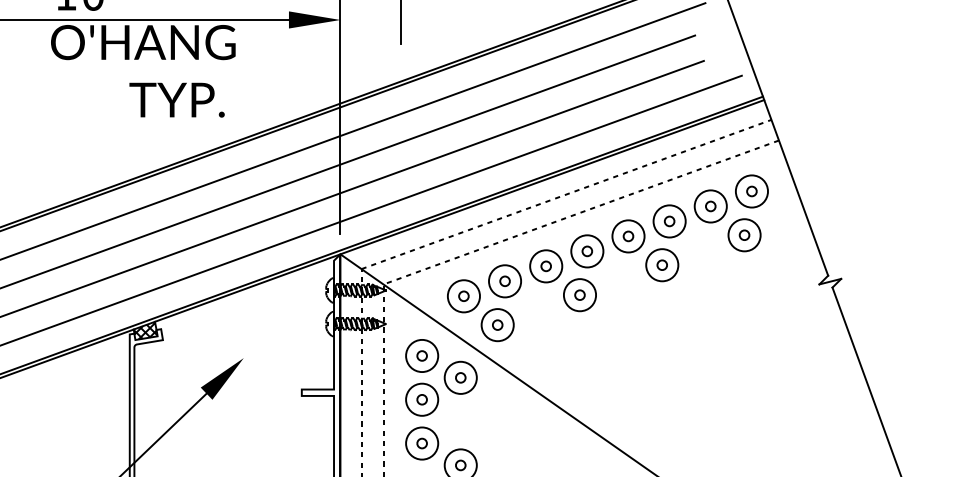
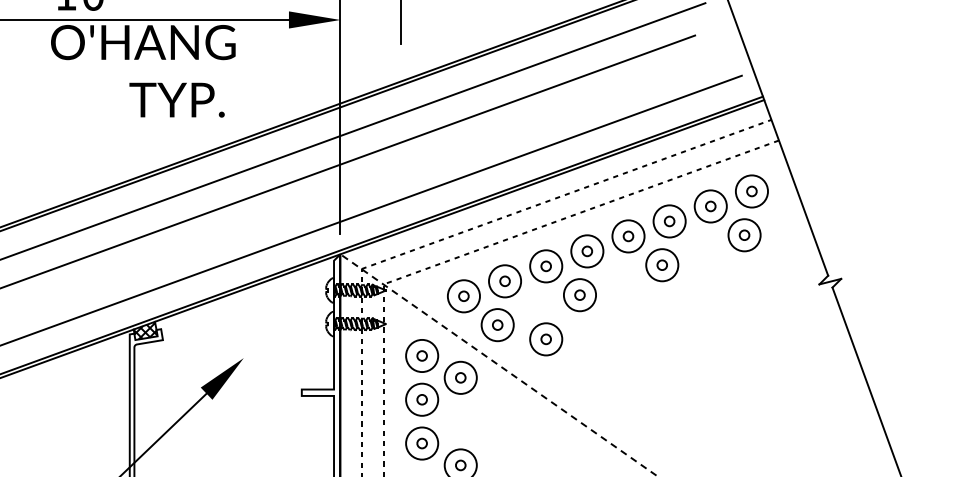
line: present -> none (352, 188)
part: none -> present (546, 339)
line: solid -> dashed (499, 365)
